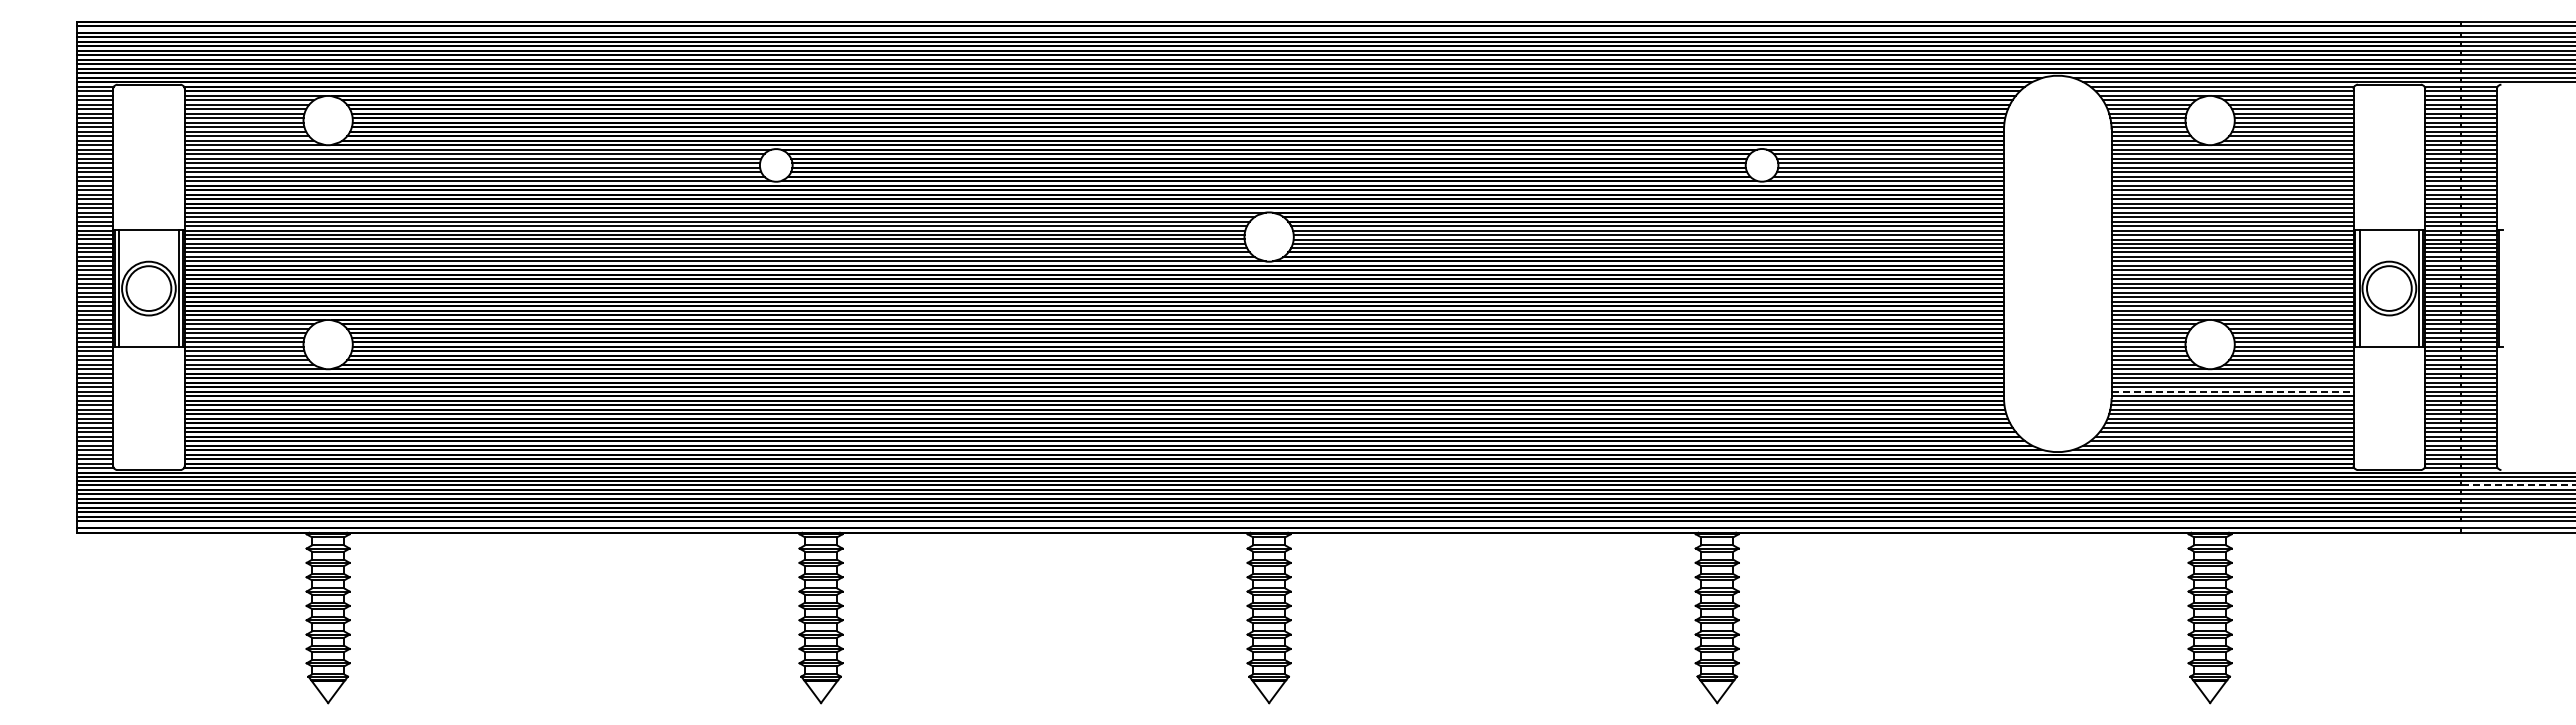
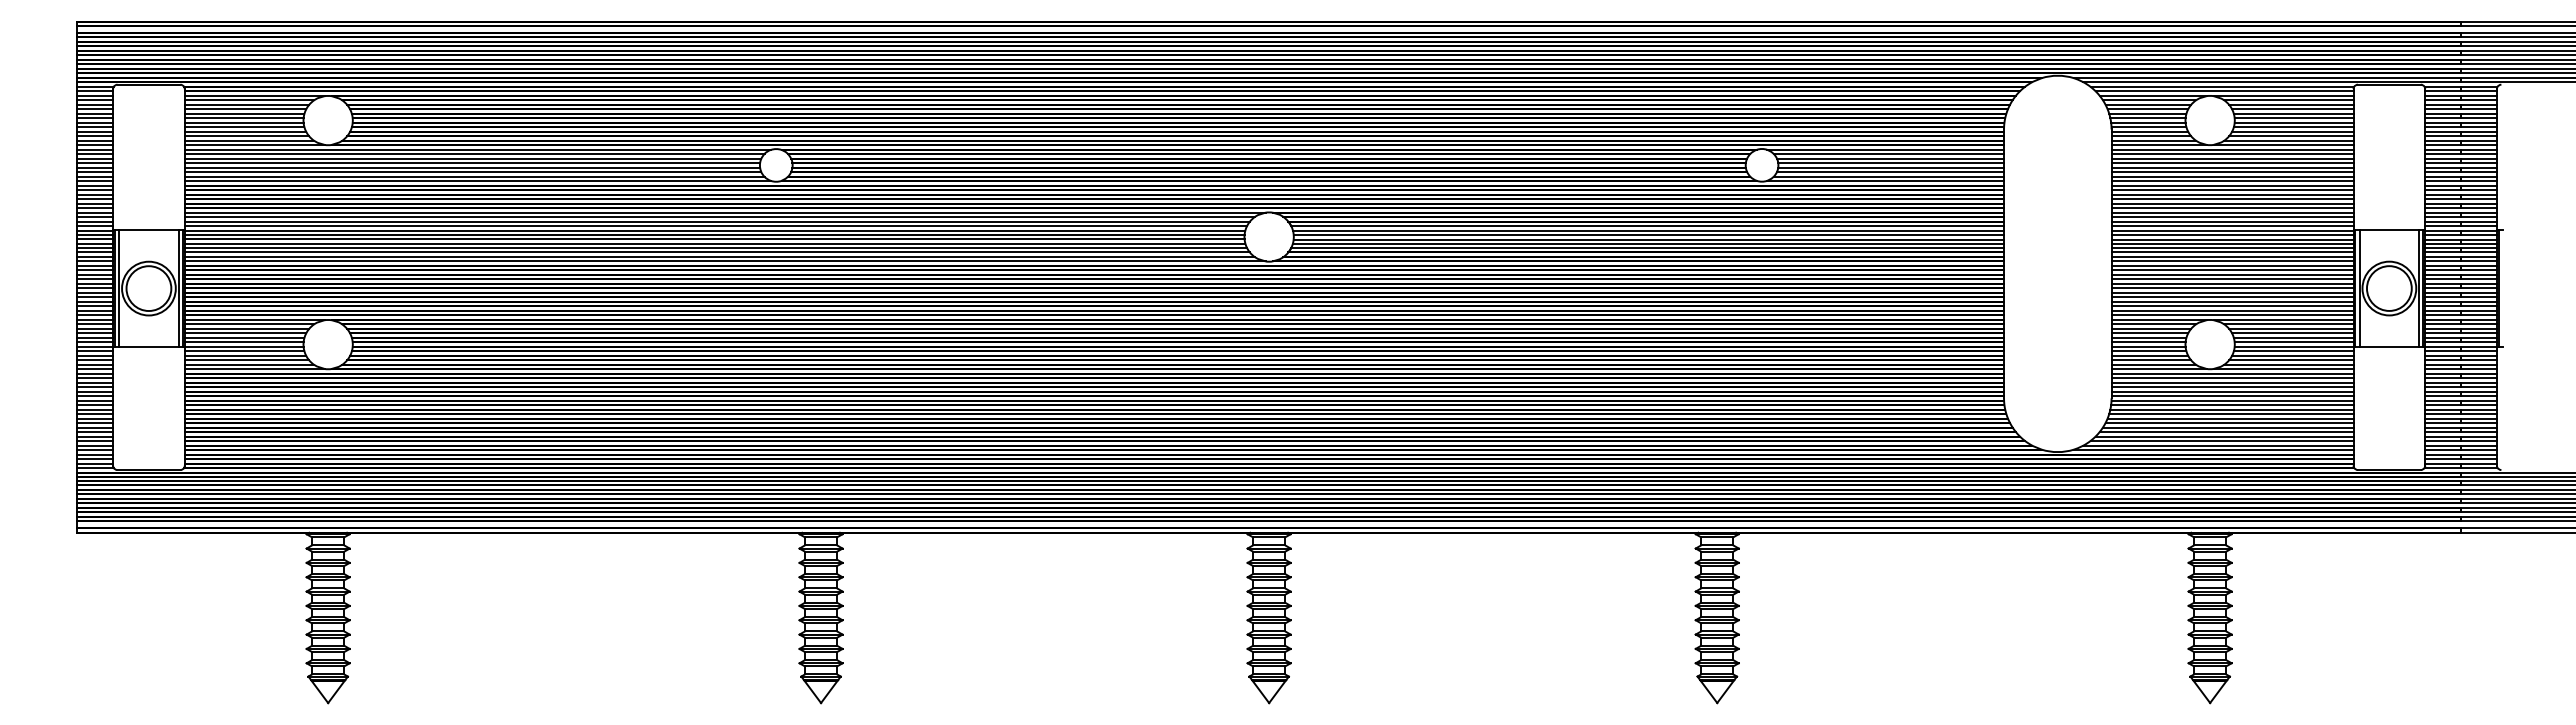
line: dashed -> solid (2232, 391)
line: dashed -> solid (2518, 485)
